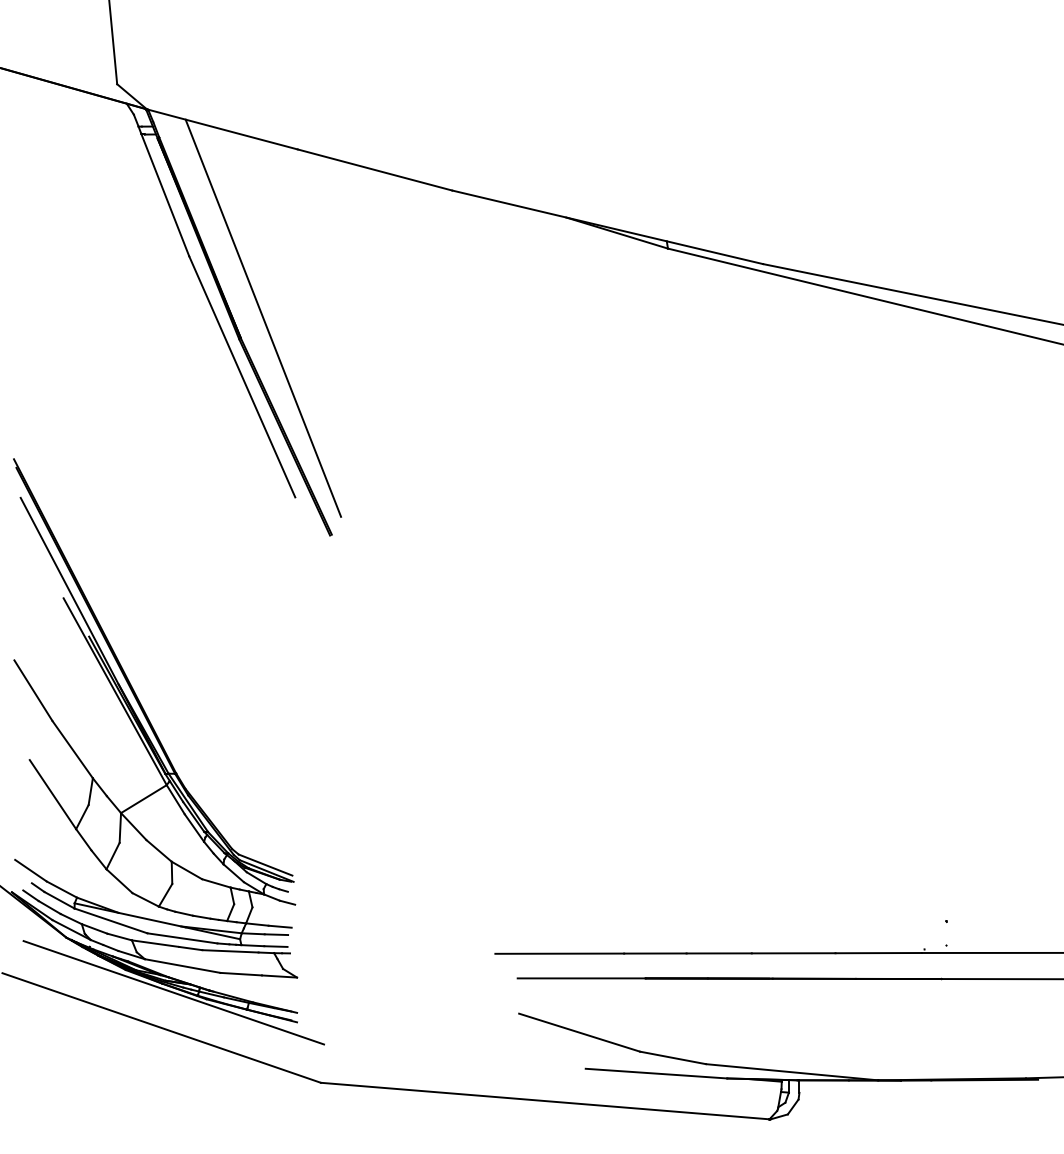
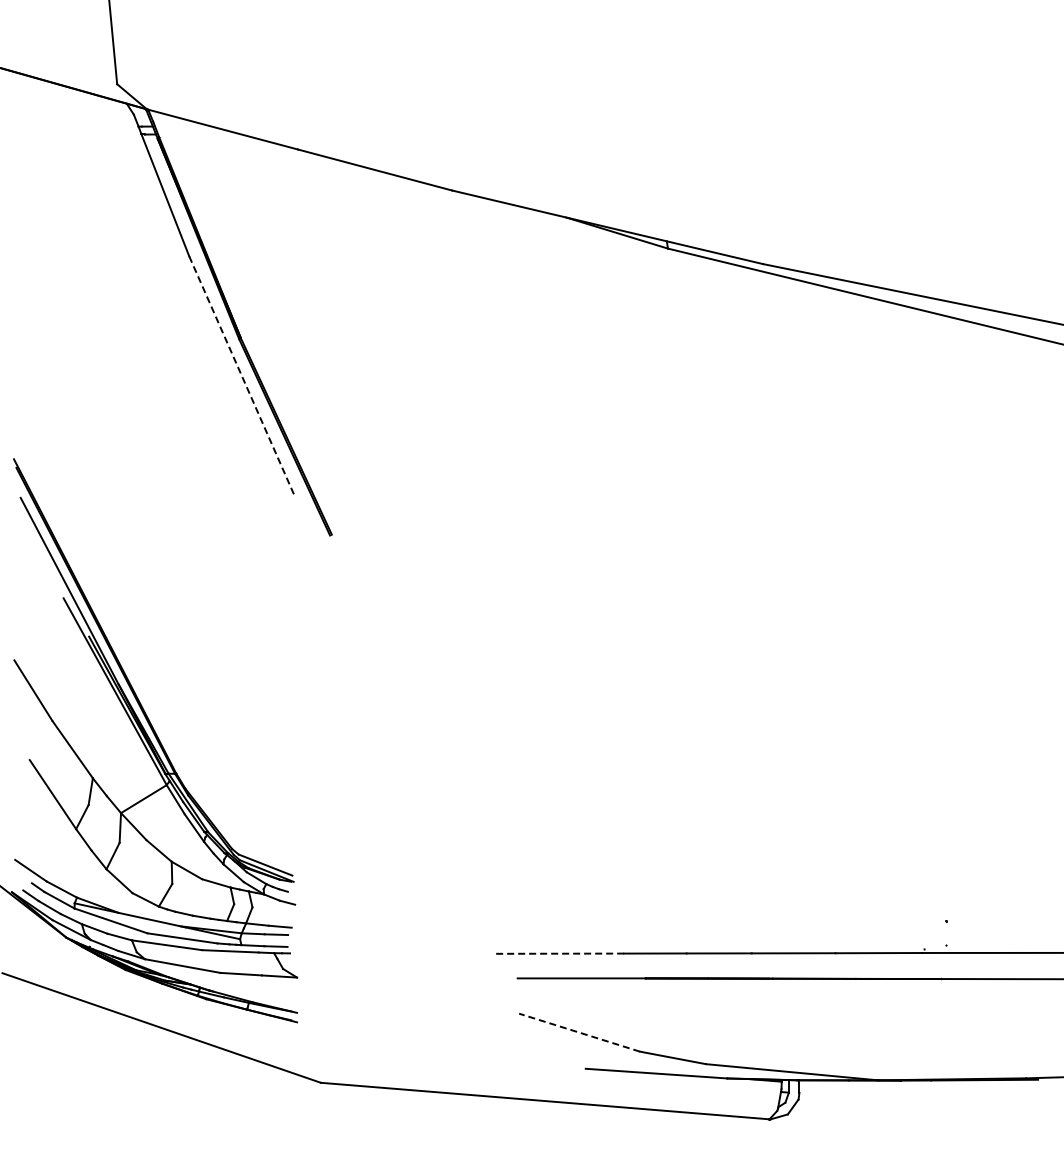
line: present -> none (263, 317)
line: solid -> dashed (242, 376)
line: solid -> dashed (559, 953)
line: present -> none (173, 992)
line: solid -> dashed (579, 1032)
